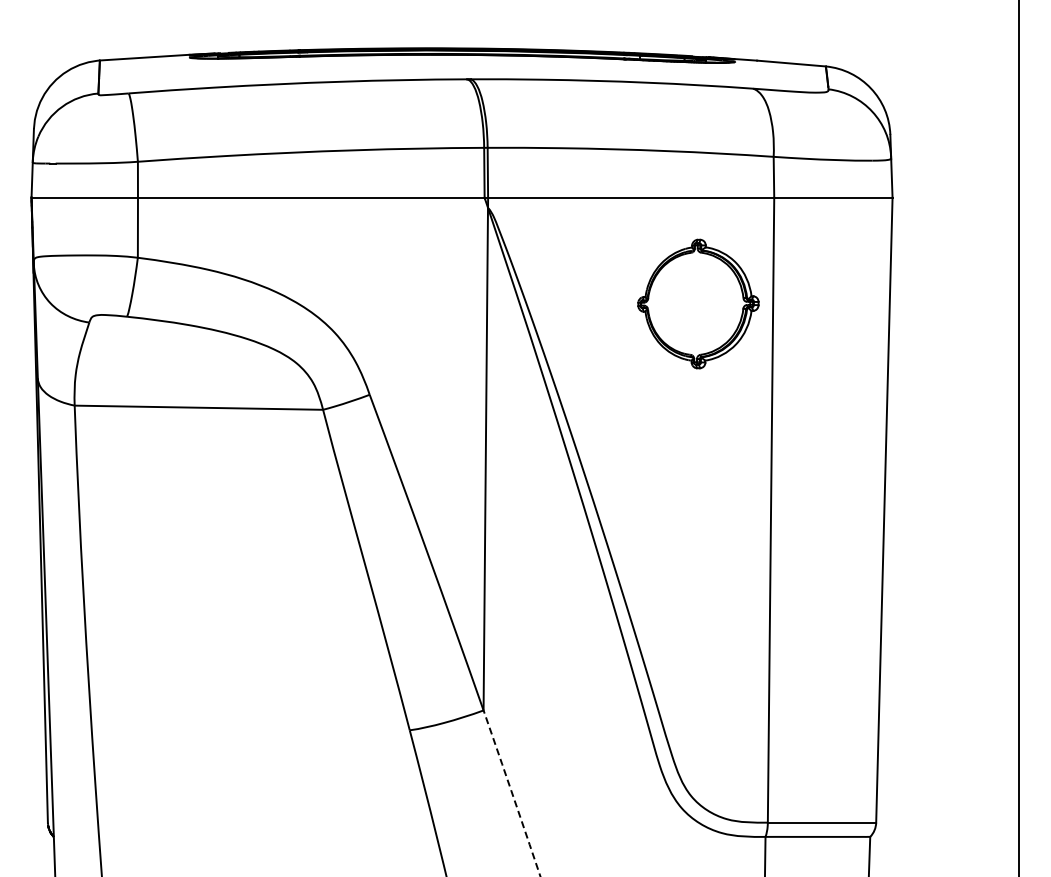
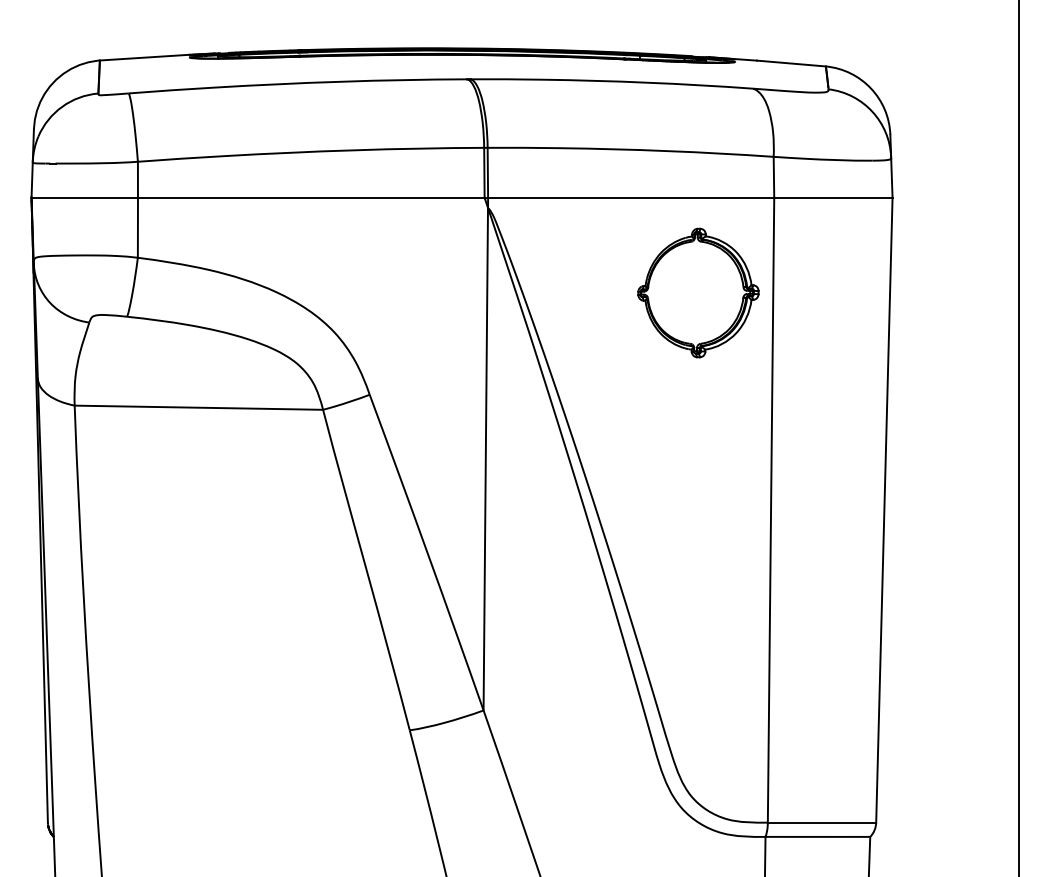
part position: (698, 303) -> (698, 292) (698, 292)
arc: dashed -> solid (512, 793)
